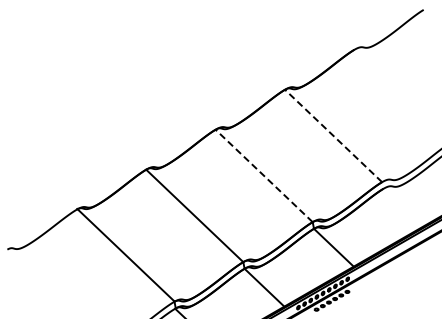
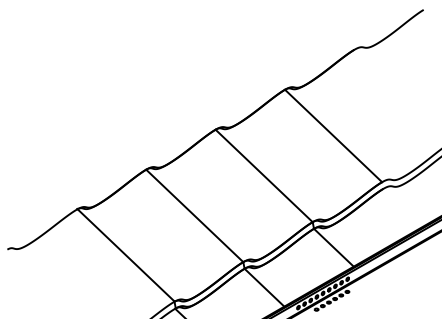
line: dashed -> solid (333, 135)
line: dashed -> solid (263, 175)
